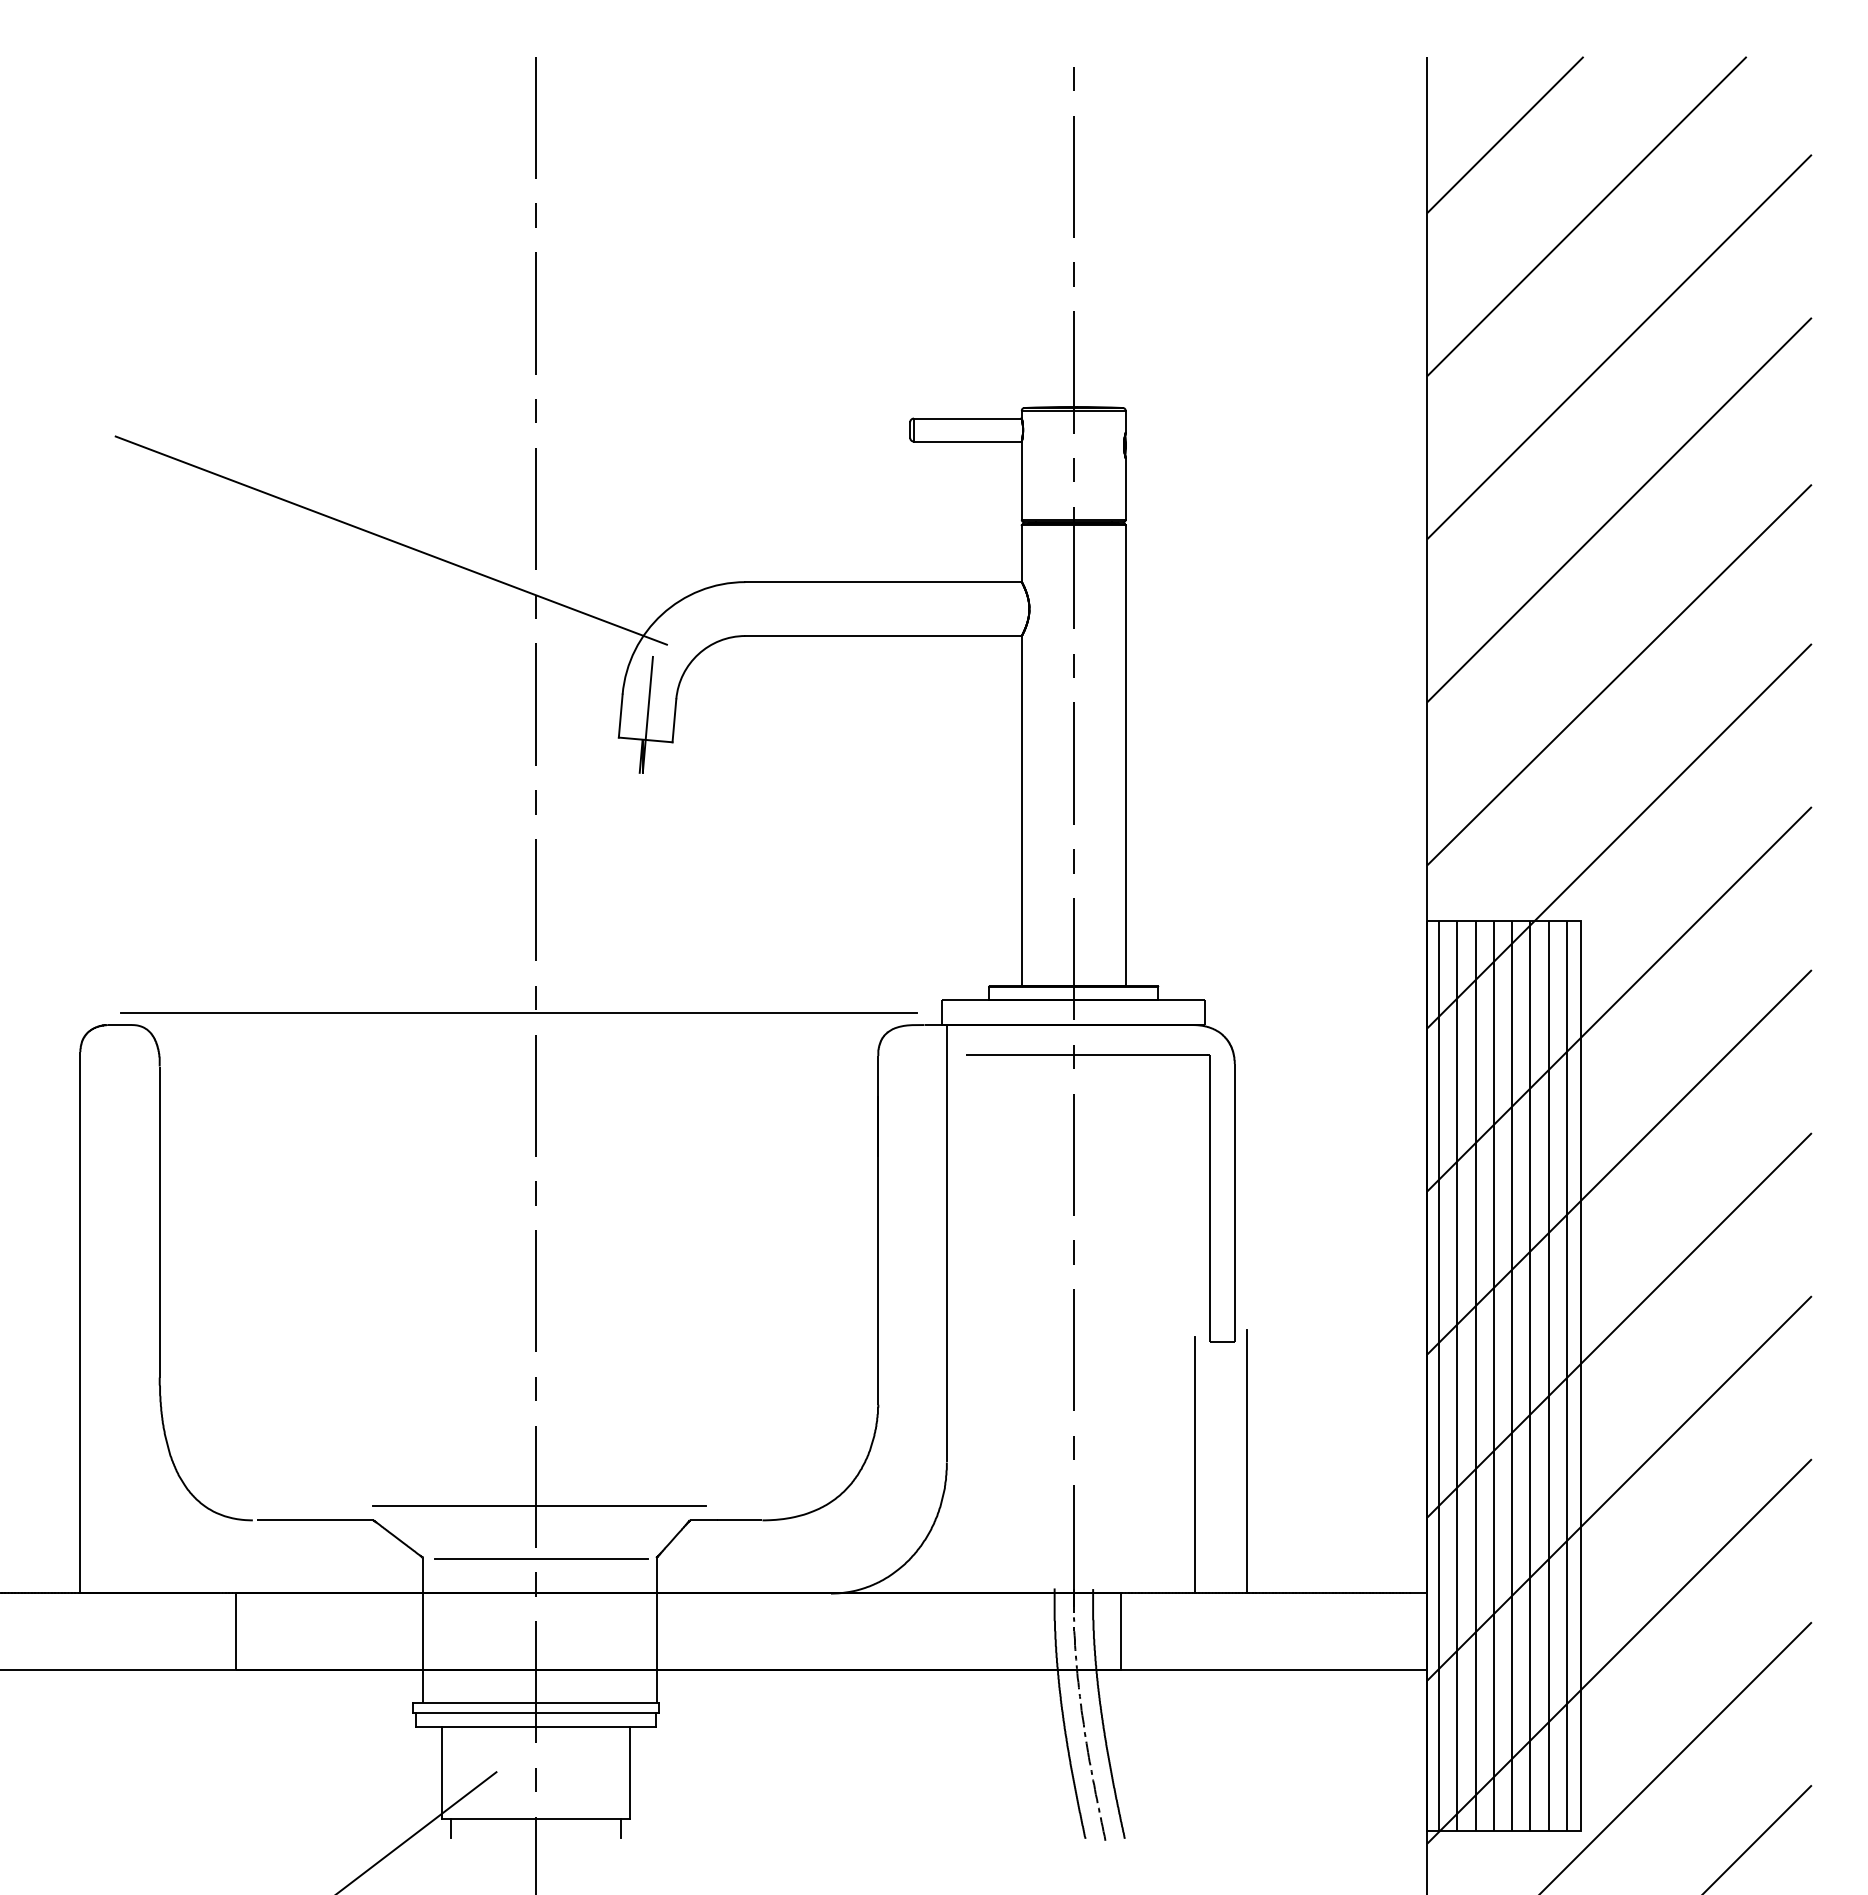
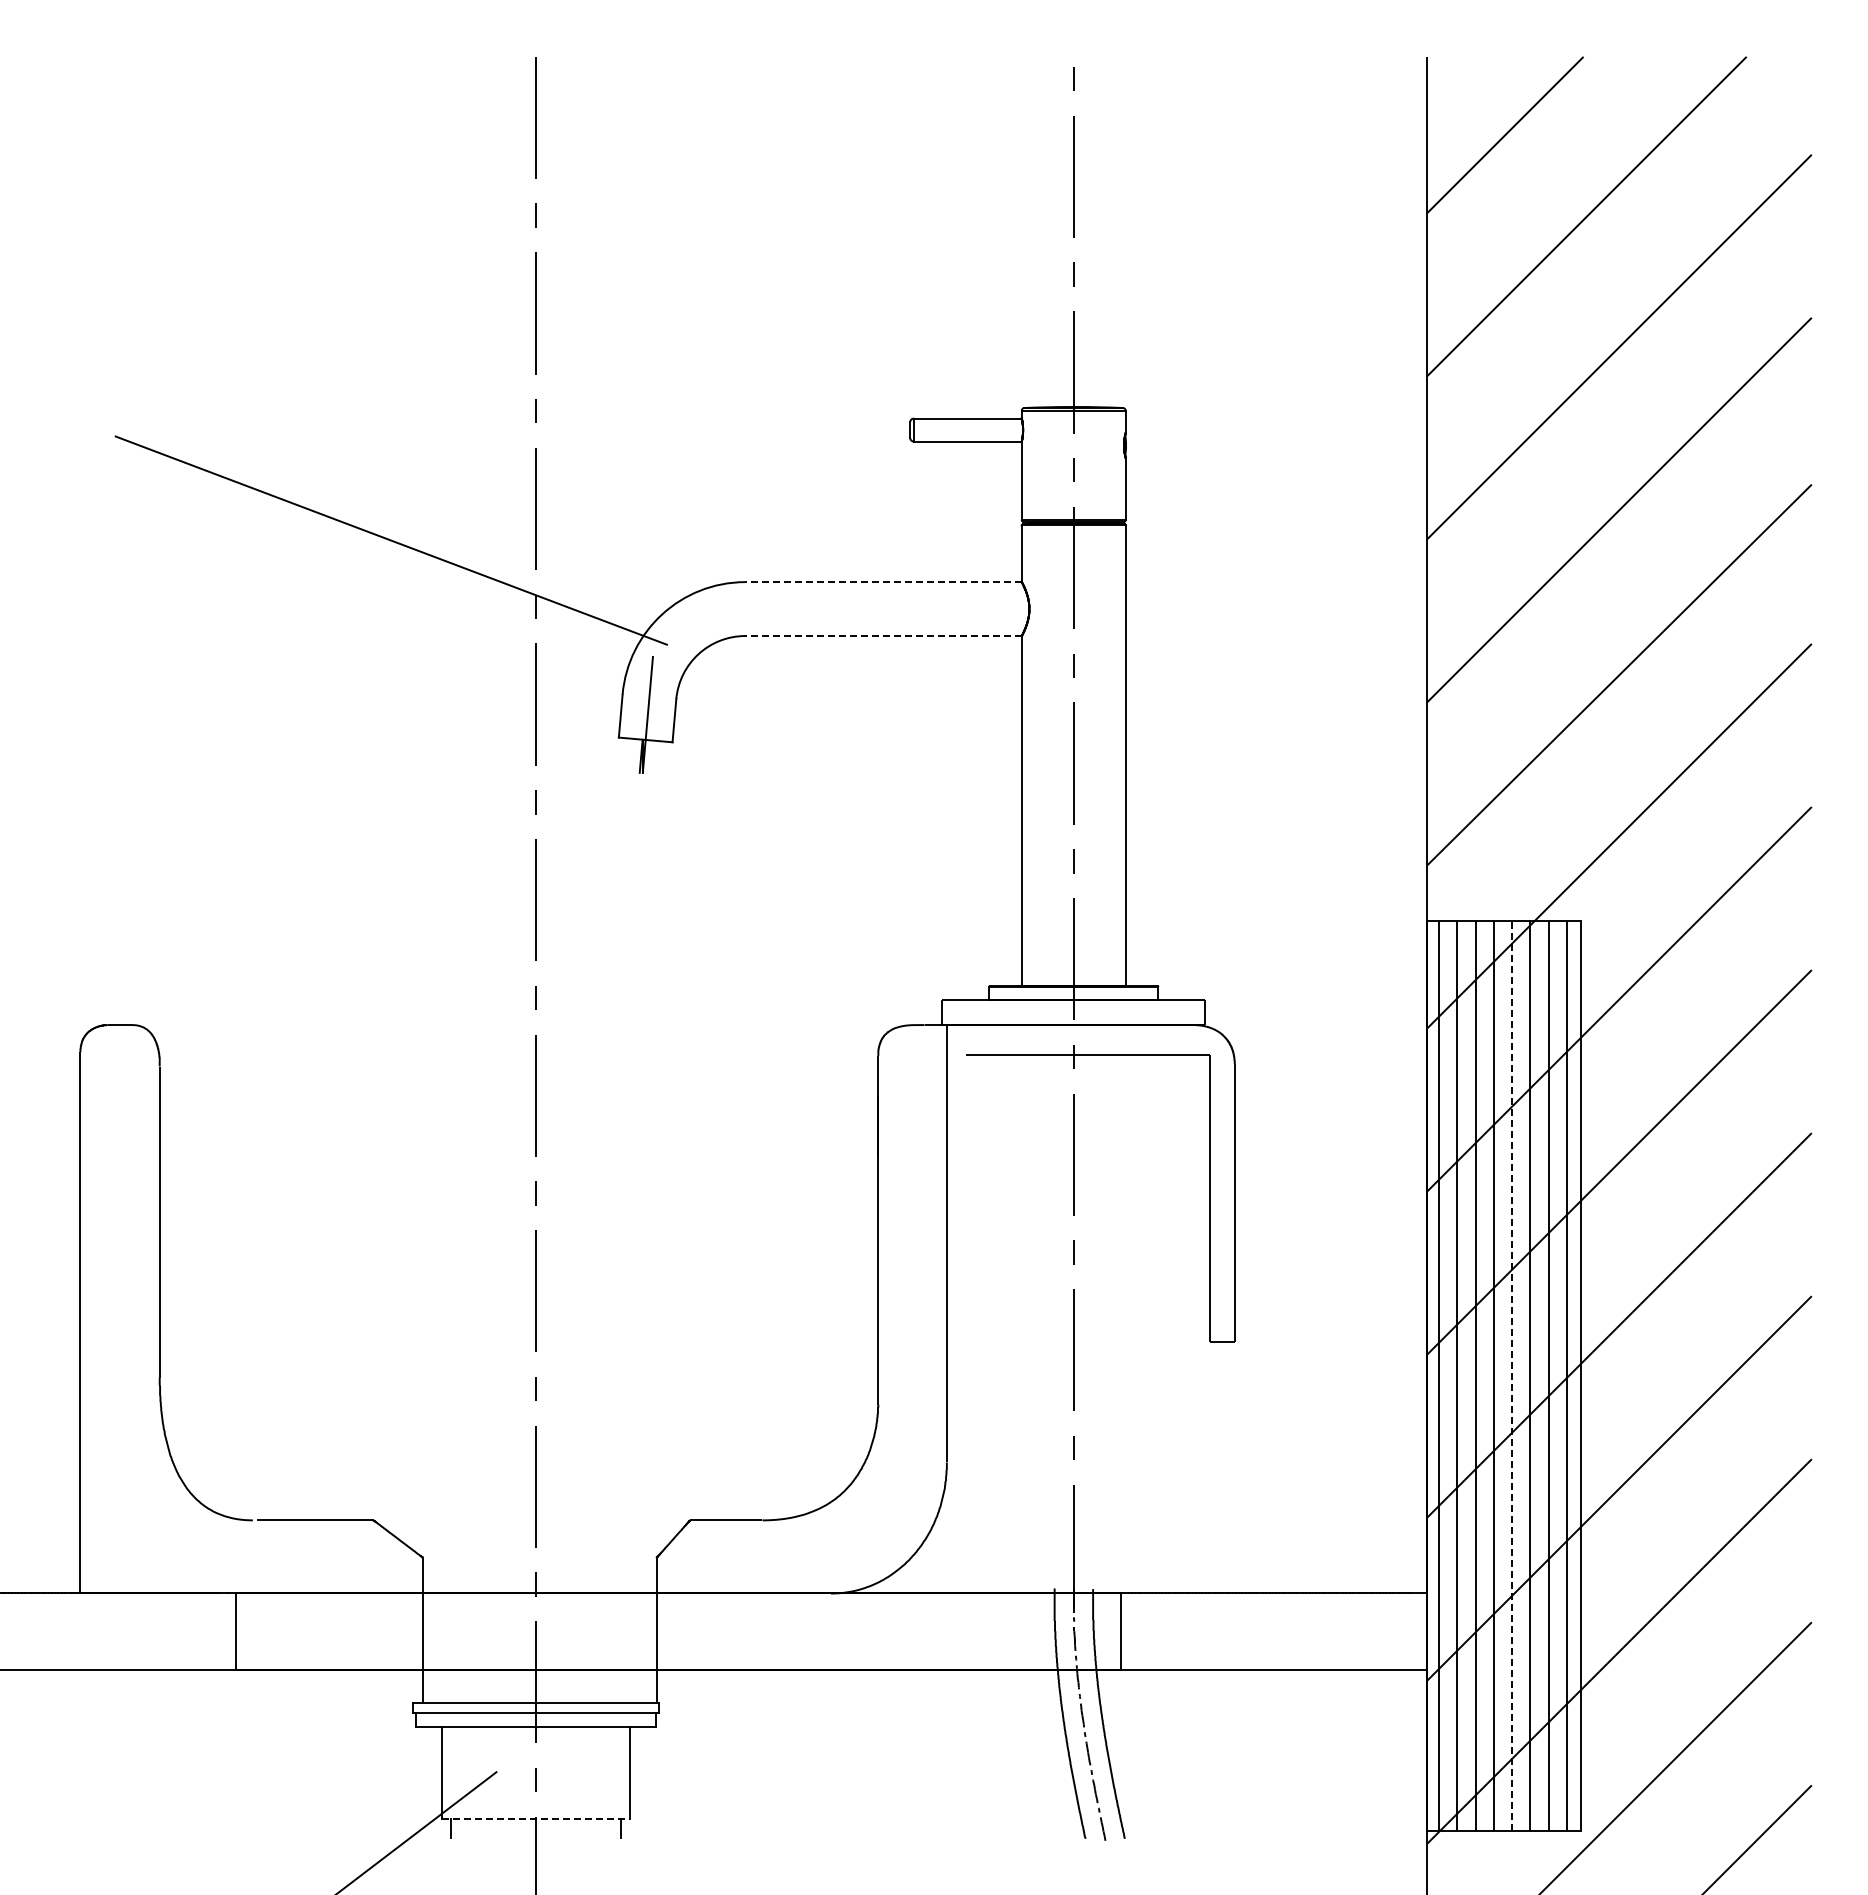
line: solid -> dashed (883, 582)
line: solid -> dashed (883, 636)
line: present -> none (518, 1013)
line: solid -> dashed (1512, 1376)
line: present -> none (1246, 1461)
line: present -> none (1195, 1464)
line: present -> none (539, 1505)
line: present -> none (541, 1558)
line: solid -> dashed (536, 1818)
